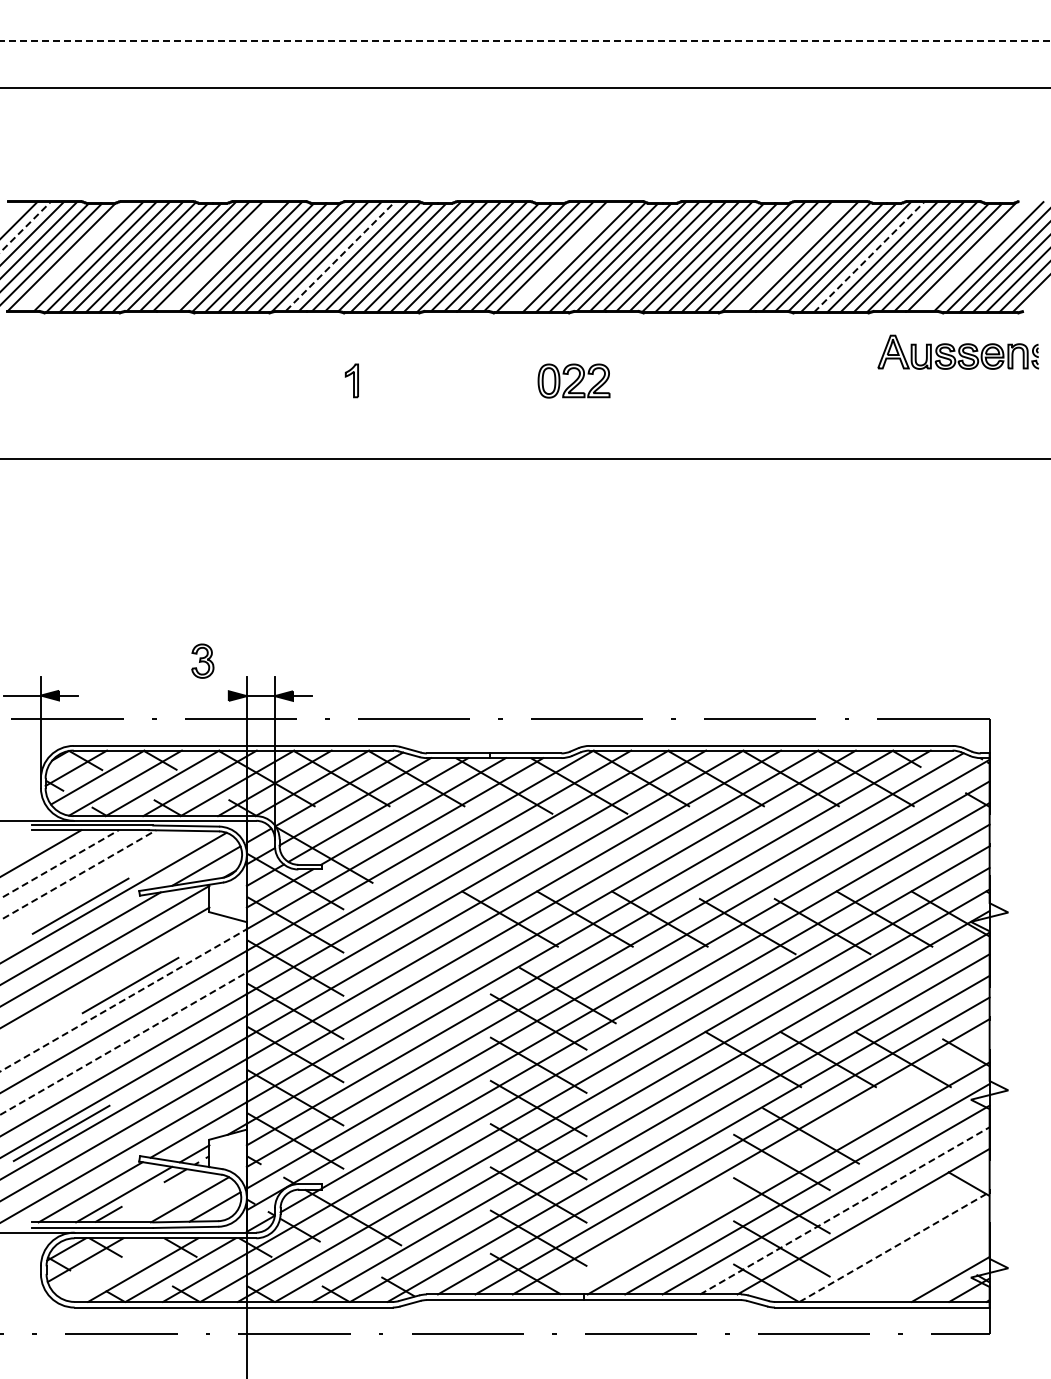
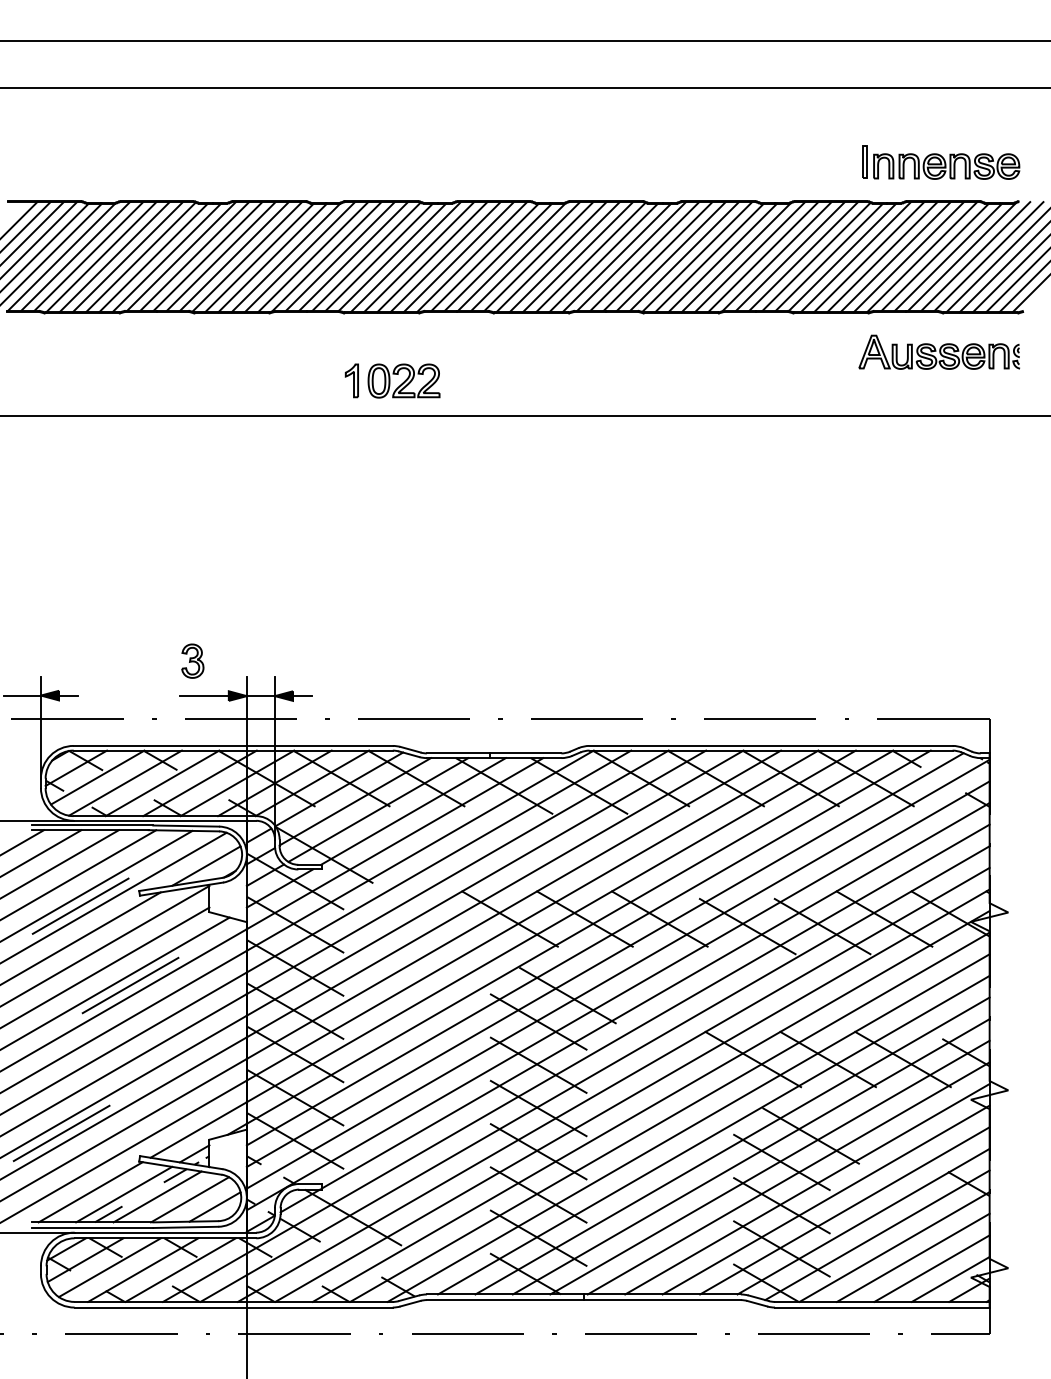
line: dashed -> solid (525, 41)
part: none -> present (941, 162)
line: dashed -> solid (25, 226)
line: none -> present (75, 256)
line: none -> present (220, 256)
line: dashed -> solid (340, 256)
line: none -> present (790, 256)
line: none -> present (975, 256)
line: none -> present (564, 257)
line: dashed -> solid (869, 257)
part position: (957, 351) -> (938, 351) (938, 351)
part position: (573, 380) -> (403, 380) (403, 380)
line position: (524, 458) -> (524, 415) (524, 415)
part position: (202, 660) -> (192, 660) (192, 660)
line: none -> present (204, 696)
line: none -> present (23, 842)
line: dashed -> solid (60, 864)
line: dashed -> solid (78, 875)
line: none -> present (97, 885)
line: none -> present (115, 982)
line: dashed -> solid (124, 1000)
line: dashed -> solid (123, 1043)
line: none -> present (769, 1167)
line: none -> present (157, 1196)
line: dashed -> solid (845, 1210)
line: none -> present (877, 1235)
line: dashed -> solid (894, 1247)
line: none -> present (912, 1257)
line: none -> present (109, 1267)
line: none -> present (931, 1268)
